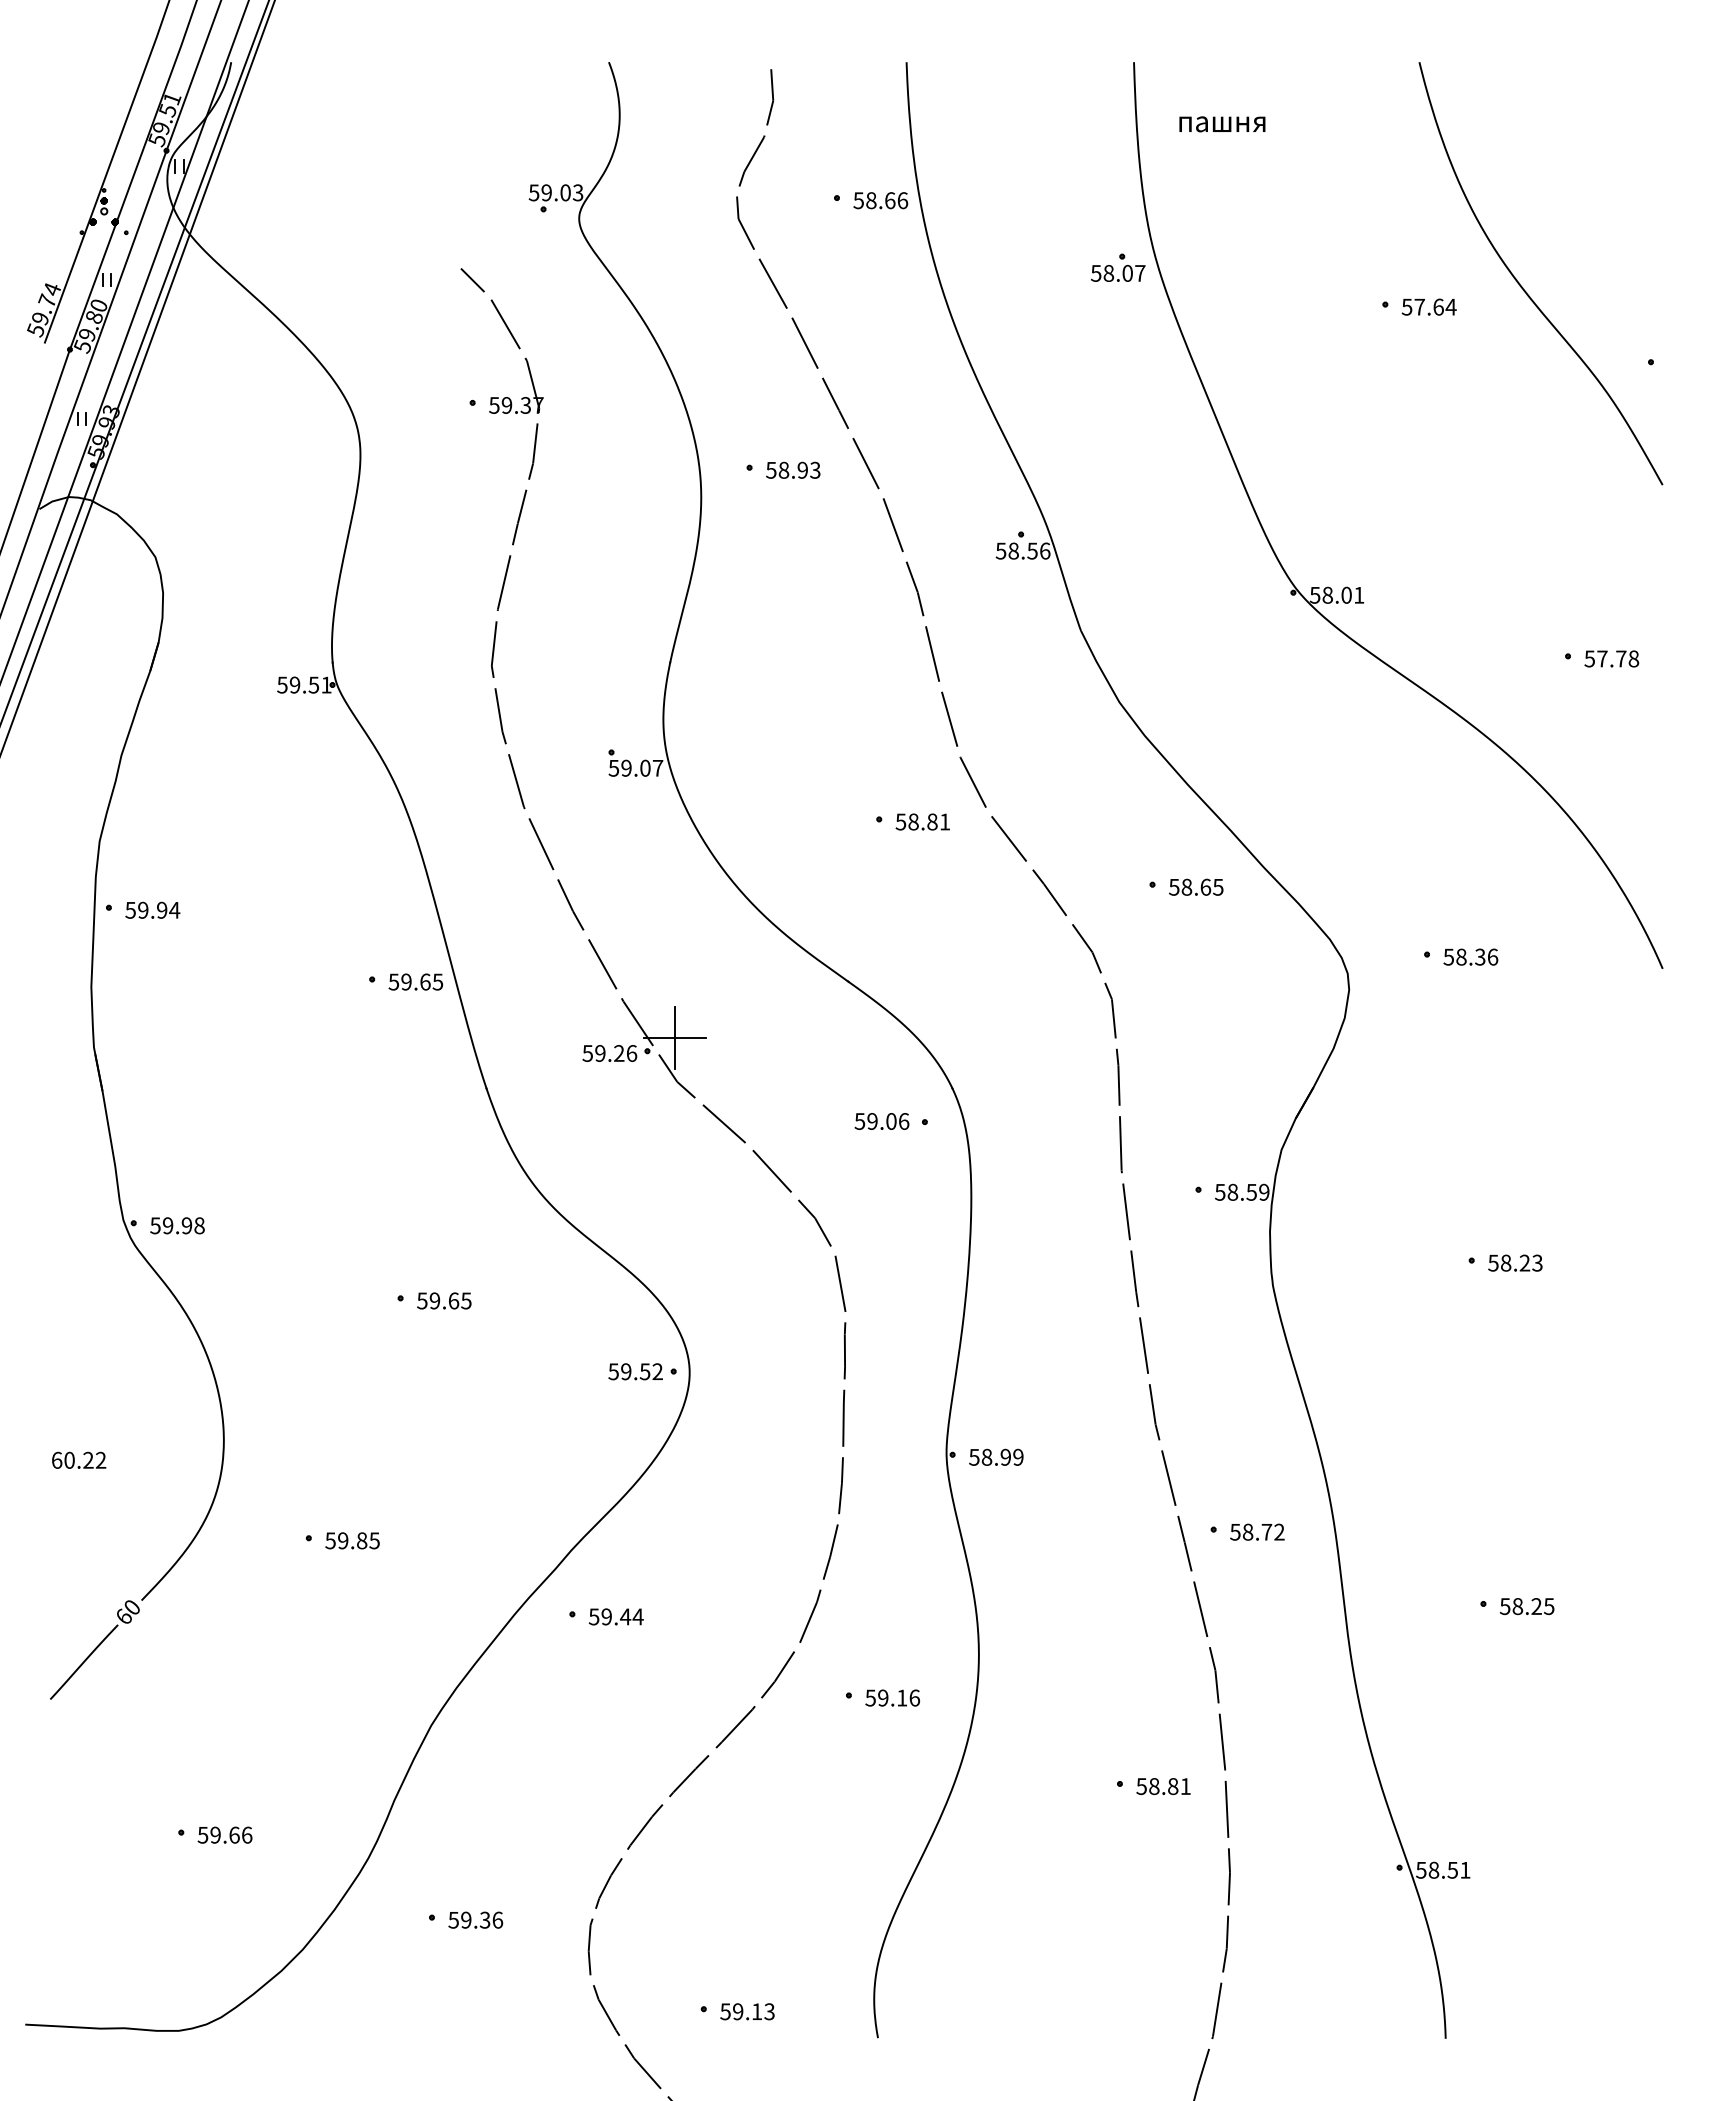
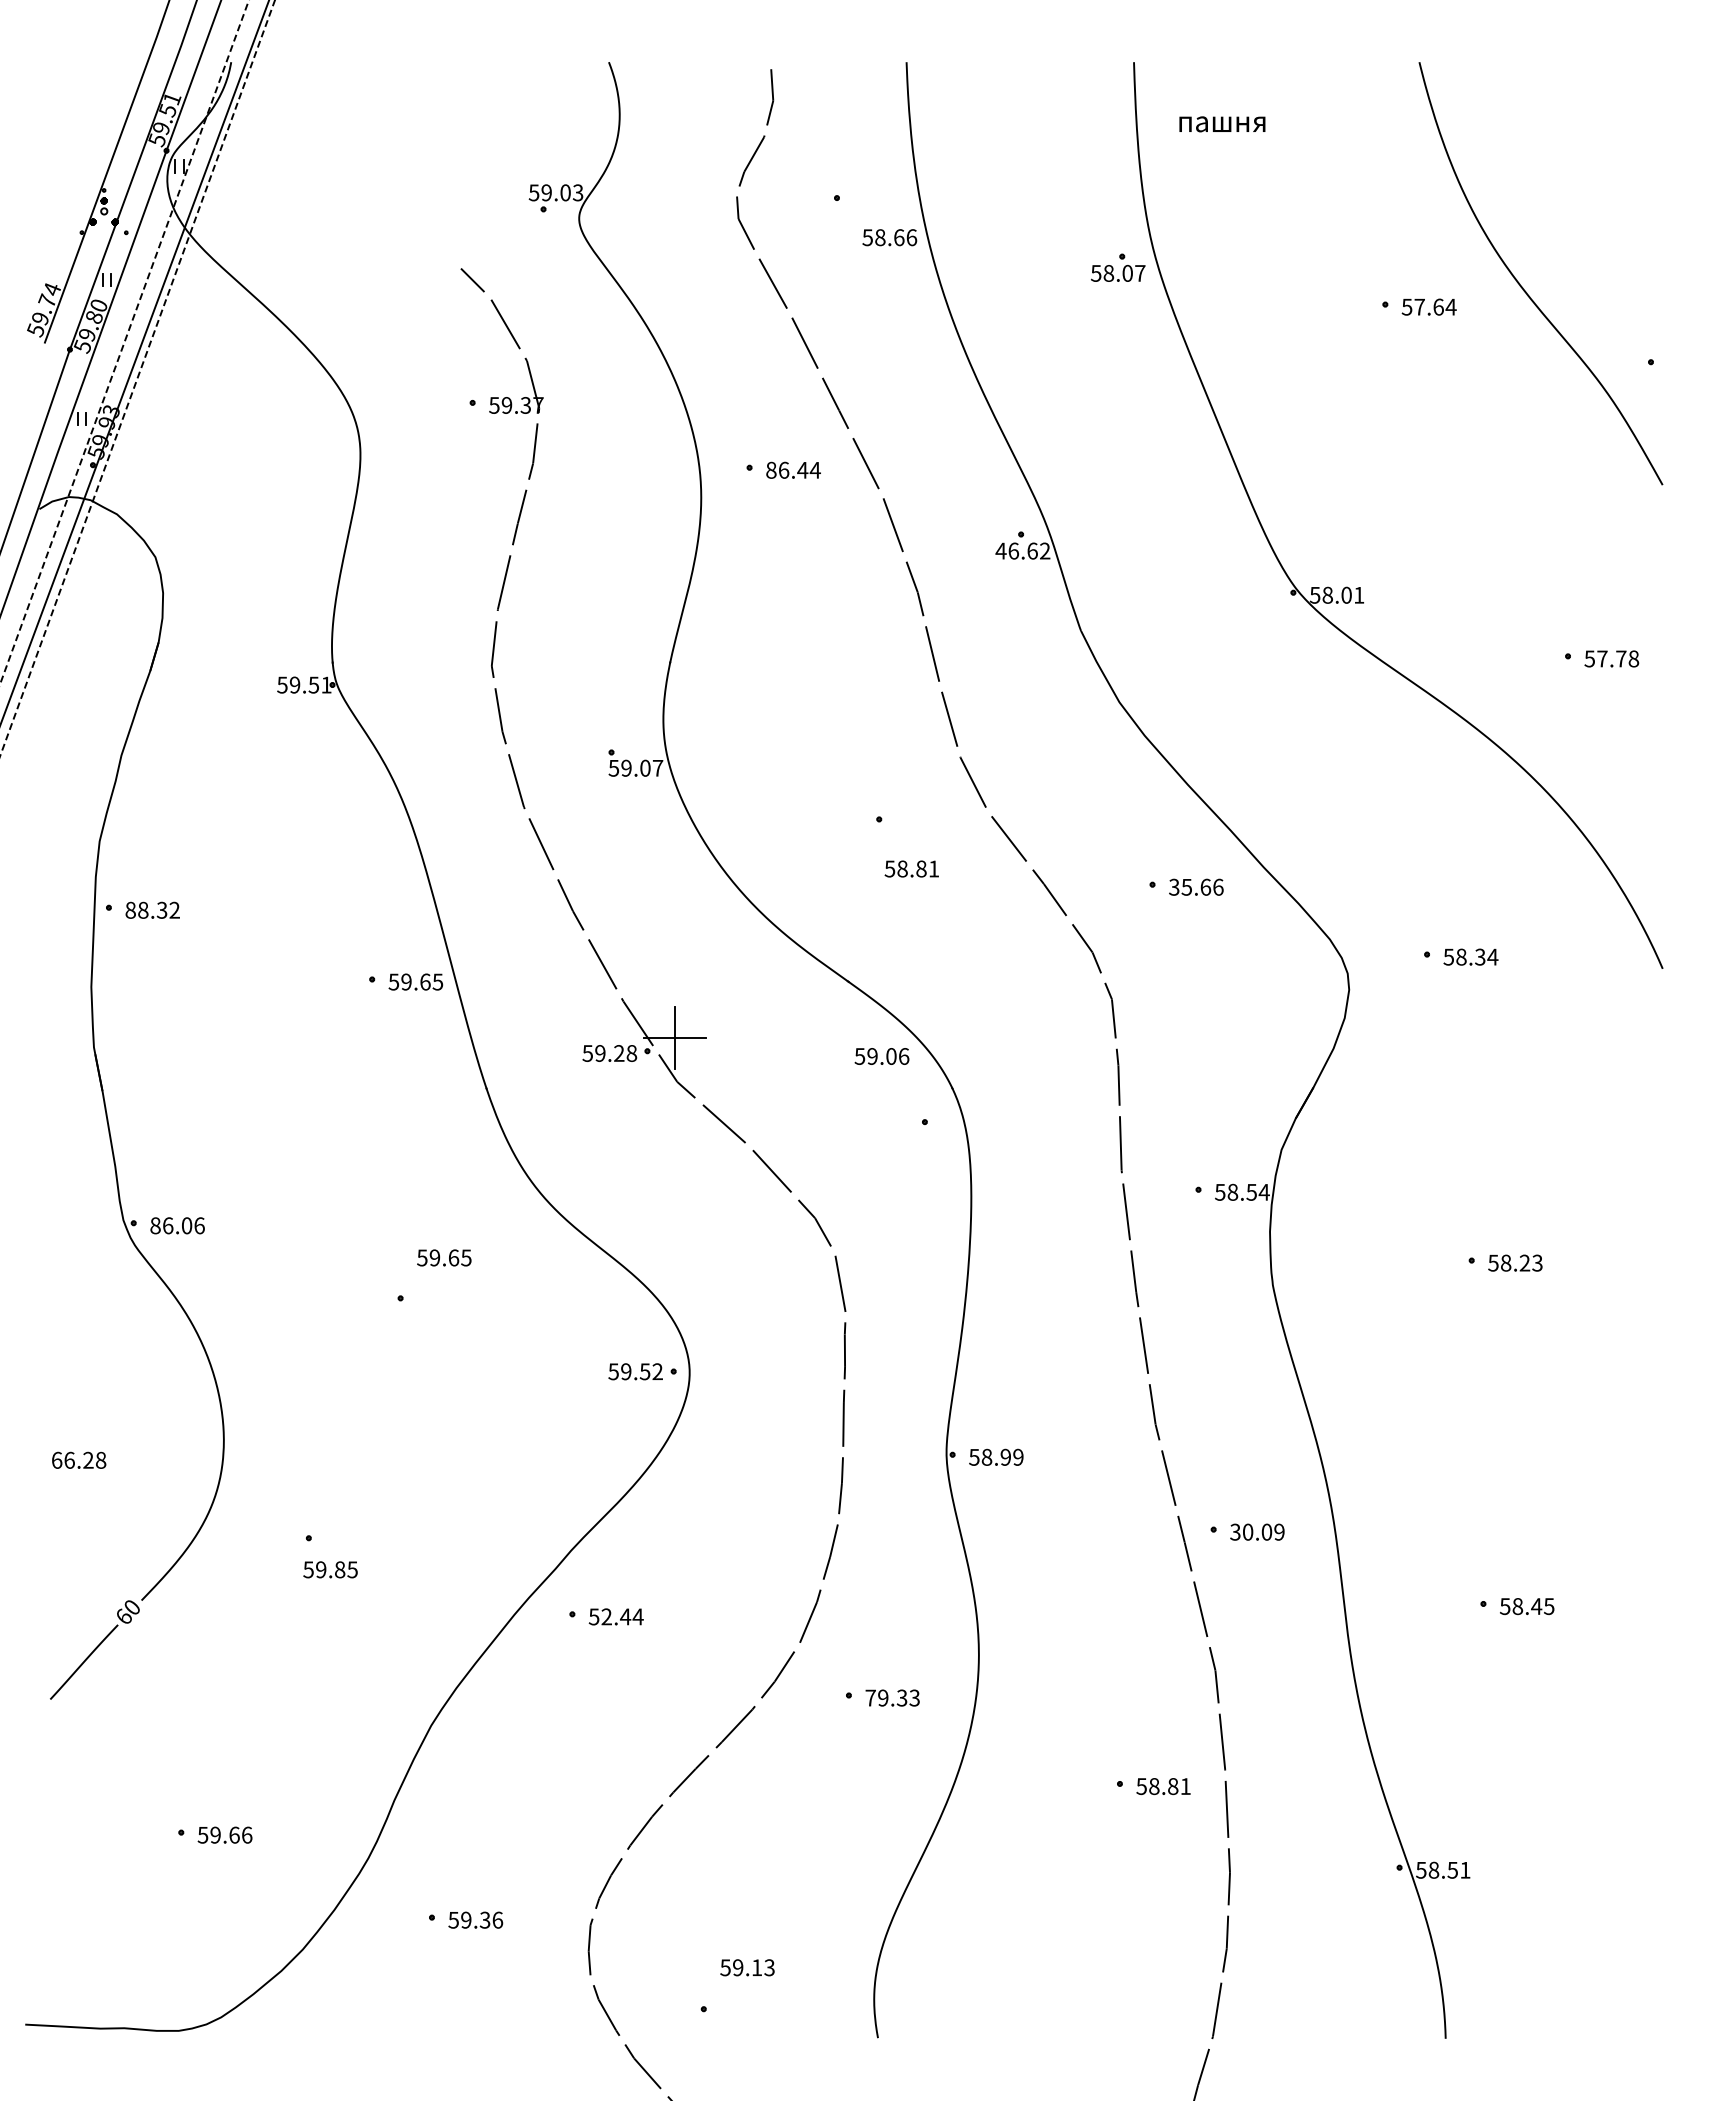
text position: (880, 200) -> (889, 237) (889, 237)
line: solid -> dashed (124, 342)
line: solid -> dashed (137, 378)
text: 58.93 -> 86.44 (793, 469)
text: 58.56 -> 46.62 (1022, 550)
text position: (922, 821) -> (911, 868) (911, 868)
text: 58.65 -> 35.66 (1196, 886)
text: 59.94 -> 88.32 (152, 909)
text: 58.36 -> 58.34 (1492, 956)
text: 59.26 -> 59.28 (631, 1053)
text position: (881, 1121) -> (881, 1056) (881, 1056)
text: 58.59 -> 58.54 (1263, 1191)
text: 59.98 -> 86.06 (177, 1225)
text position: (444, 1300) -> (444, 1257) (444, 1257)
text: 60.22 -> 66.28 (85, 1459)
text: 58.72 -> 30.09 (1257, 1531)
text position: (352, 1540) -> (330, 1569) (330, 1569)
text: 58.25 -> 58.45 (1536, 1606)
text: 59.44 -> 52.44 (606, 1616)
text: 59.16 -> 79.33 (892, 1697)
text position: (747, 2011) -> (747, 1967) (747, 1967)
